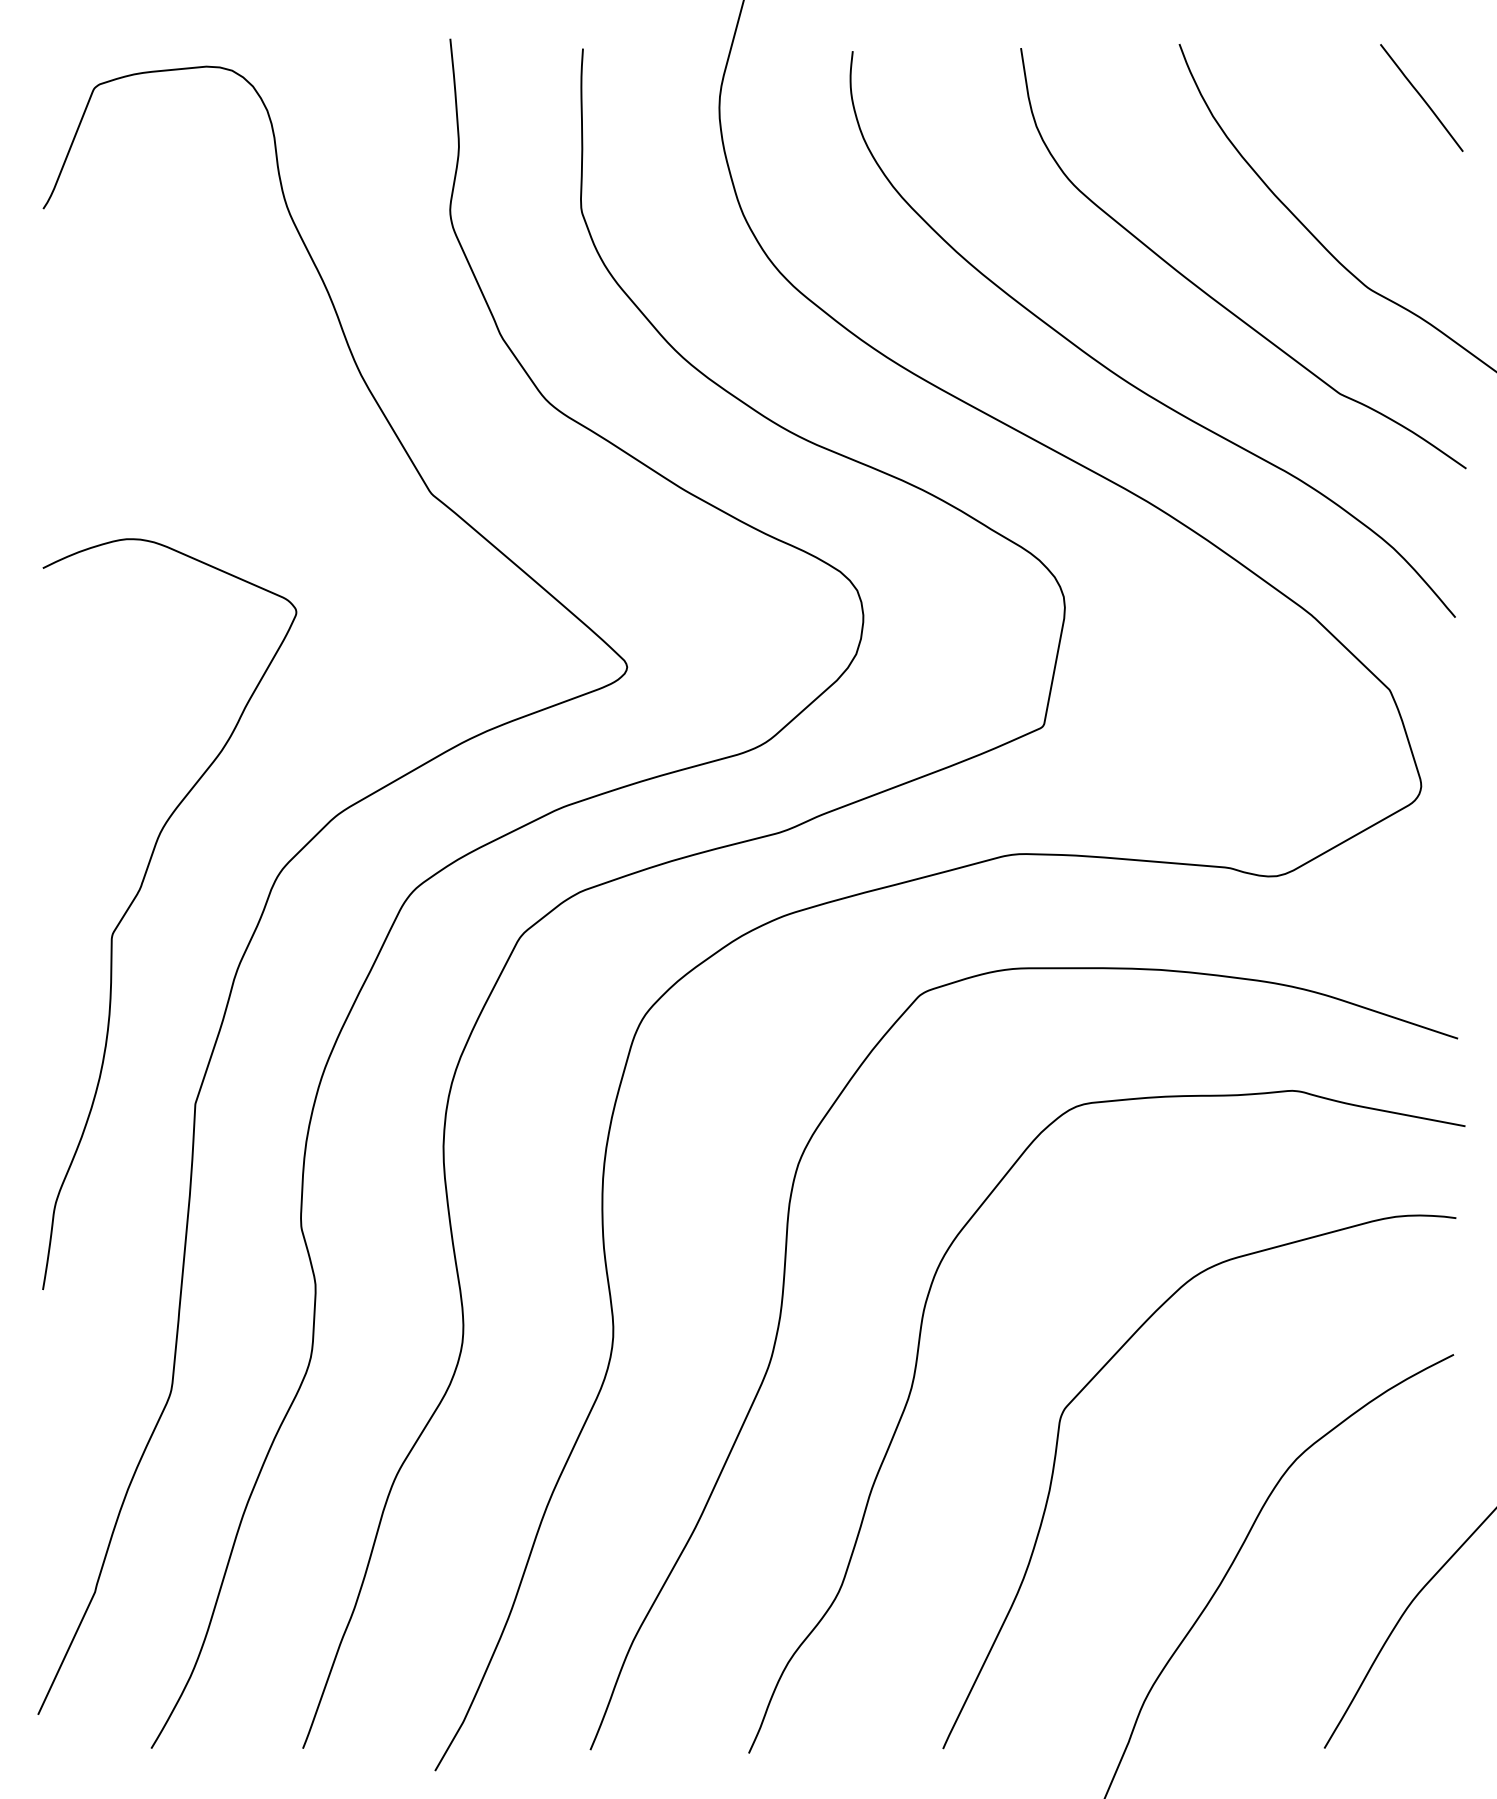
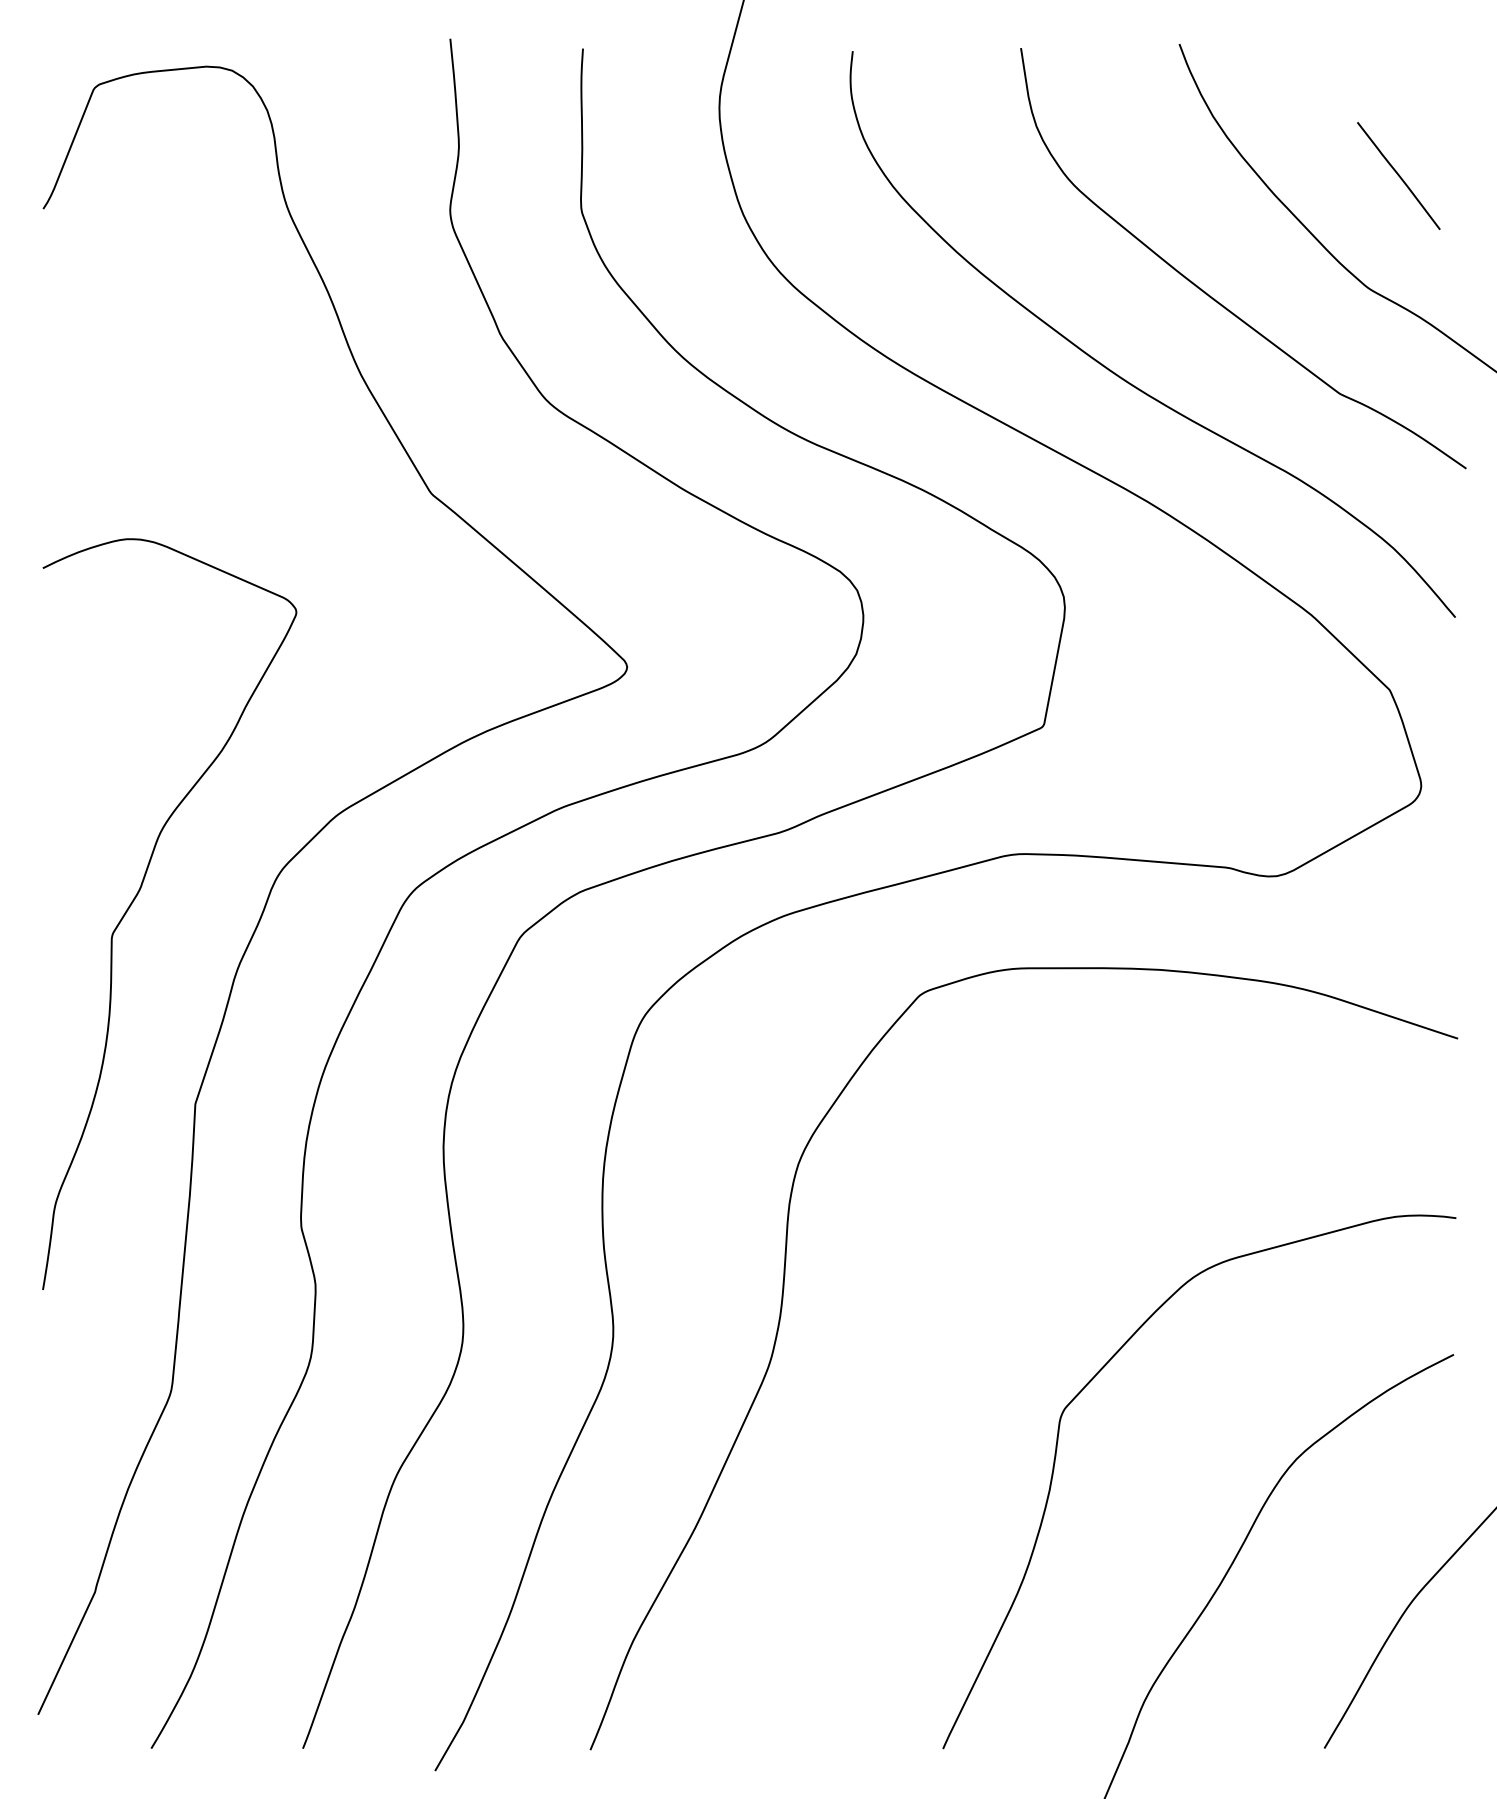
line position: (1421, 97) -> (1398, 175) (1398, 175)
curve: present -> none (915, 1376)
